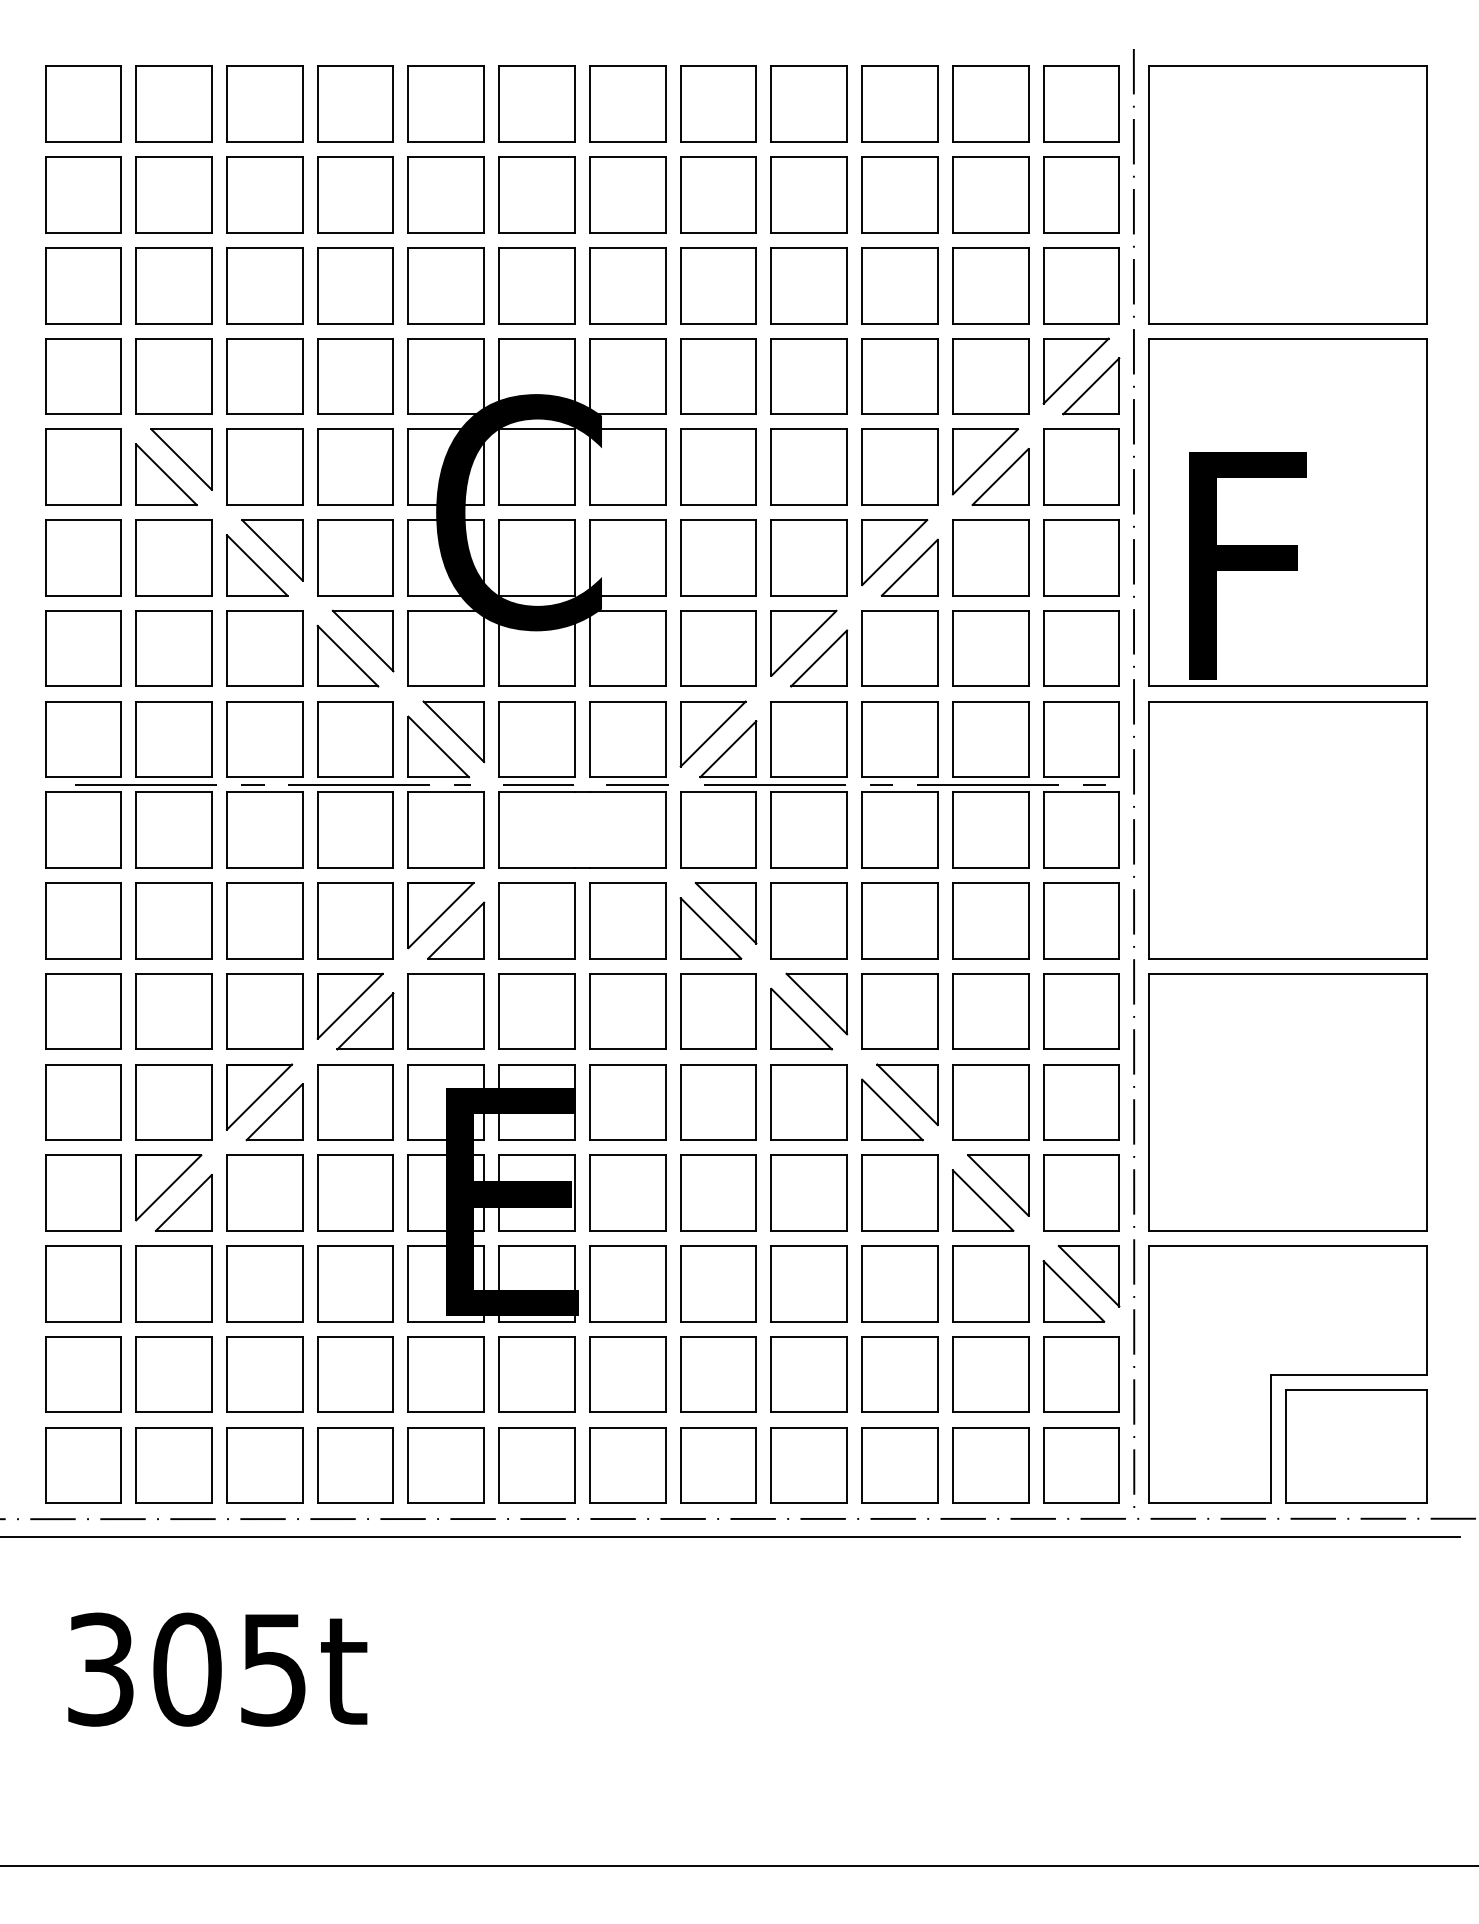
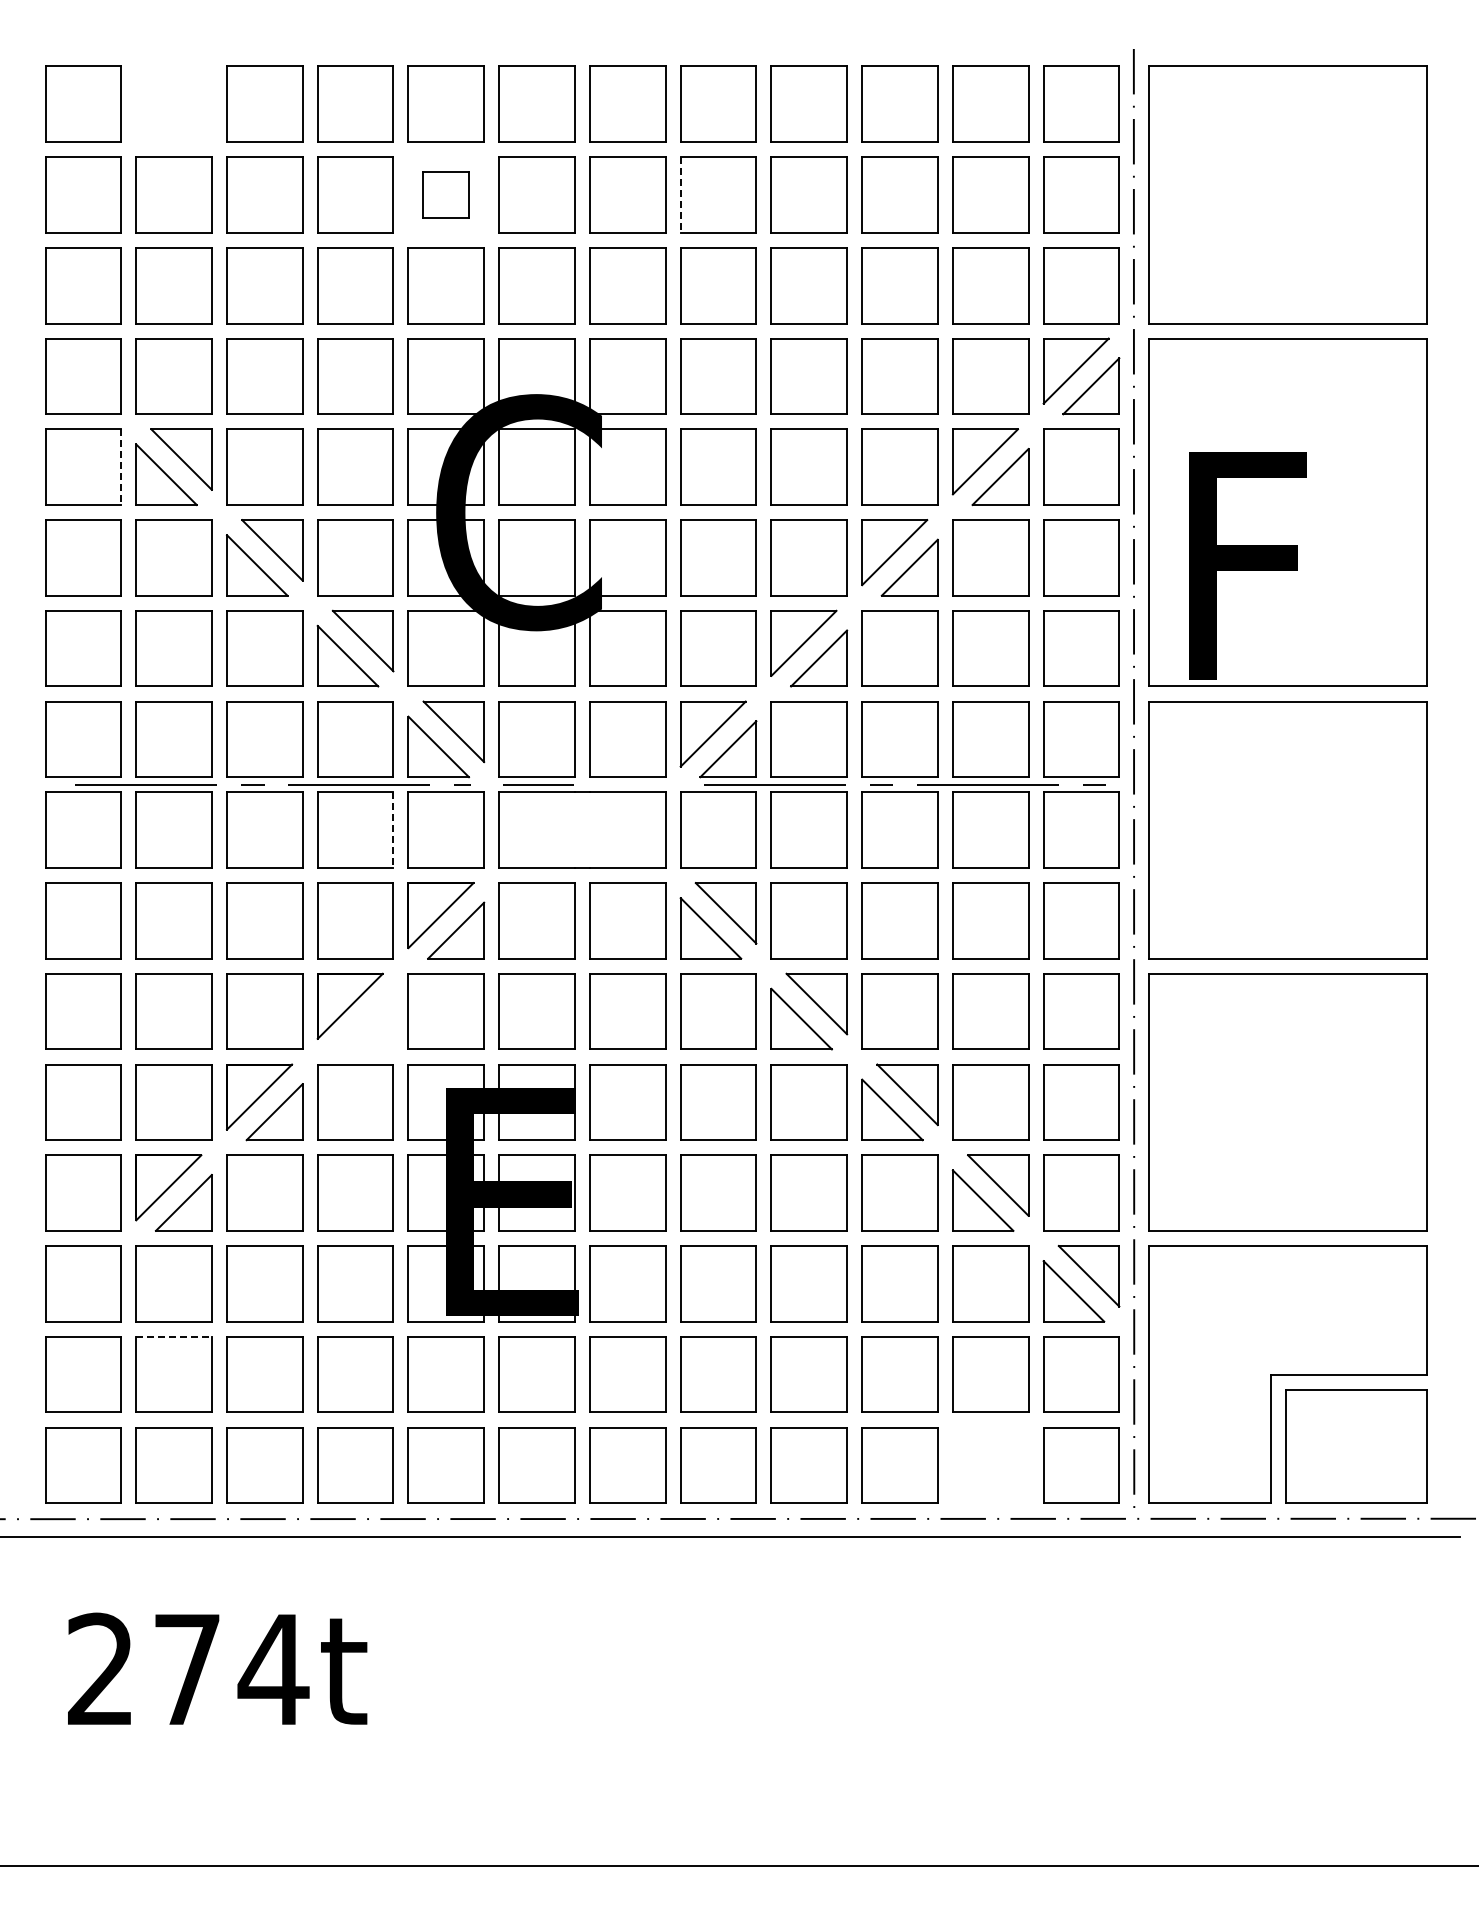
part: present -> none (173, 103)
part size: 78x78 px -> 48x48 px (445, 194)
line: solid -> dashed (680, 194)
line: solid -> dashed (121, 467)
line: present -> none (636, 784)
line: solid -> dashed (393, 830)
part: present -> none (365, 1021)
line: solid -> dashed (174, 1336)
part: present -> none (990, 1465)
text: 305t -> 274t (188, 1669)
